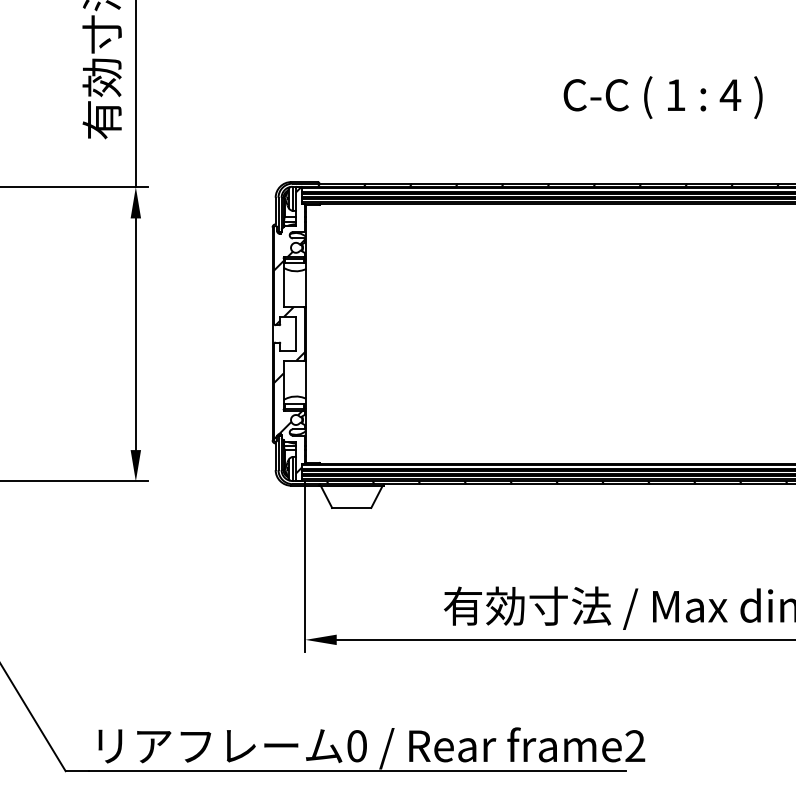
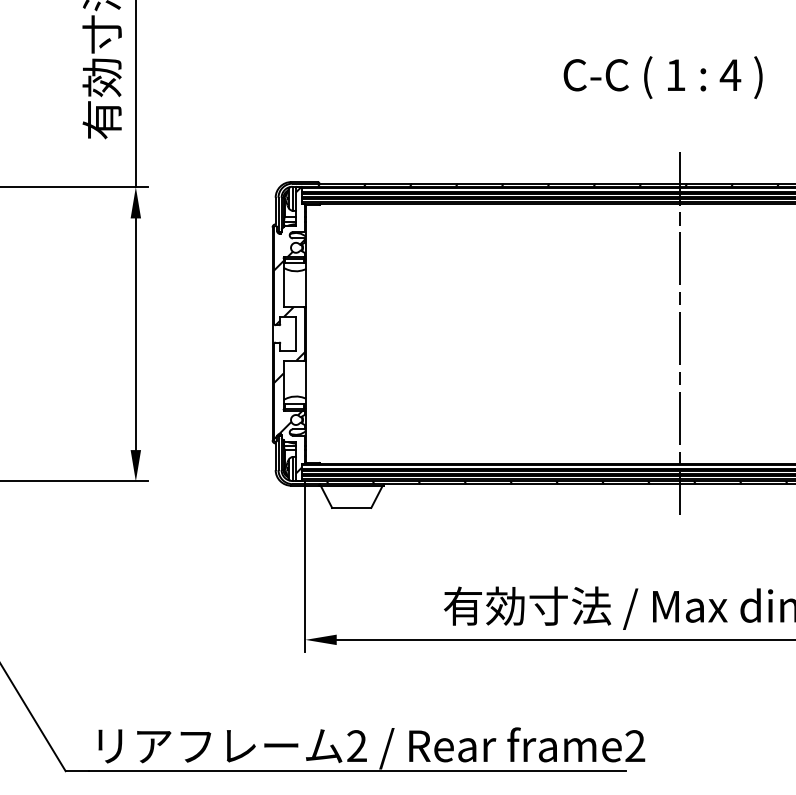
text position: (662, 97) -> (662, 77) (662, 77)
line: none -> present (679, 333)
text: 0 -> 2 (356, 746)
